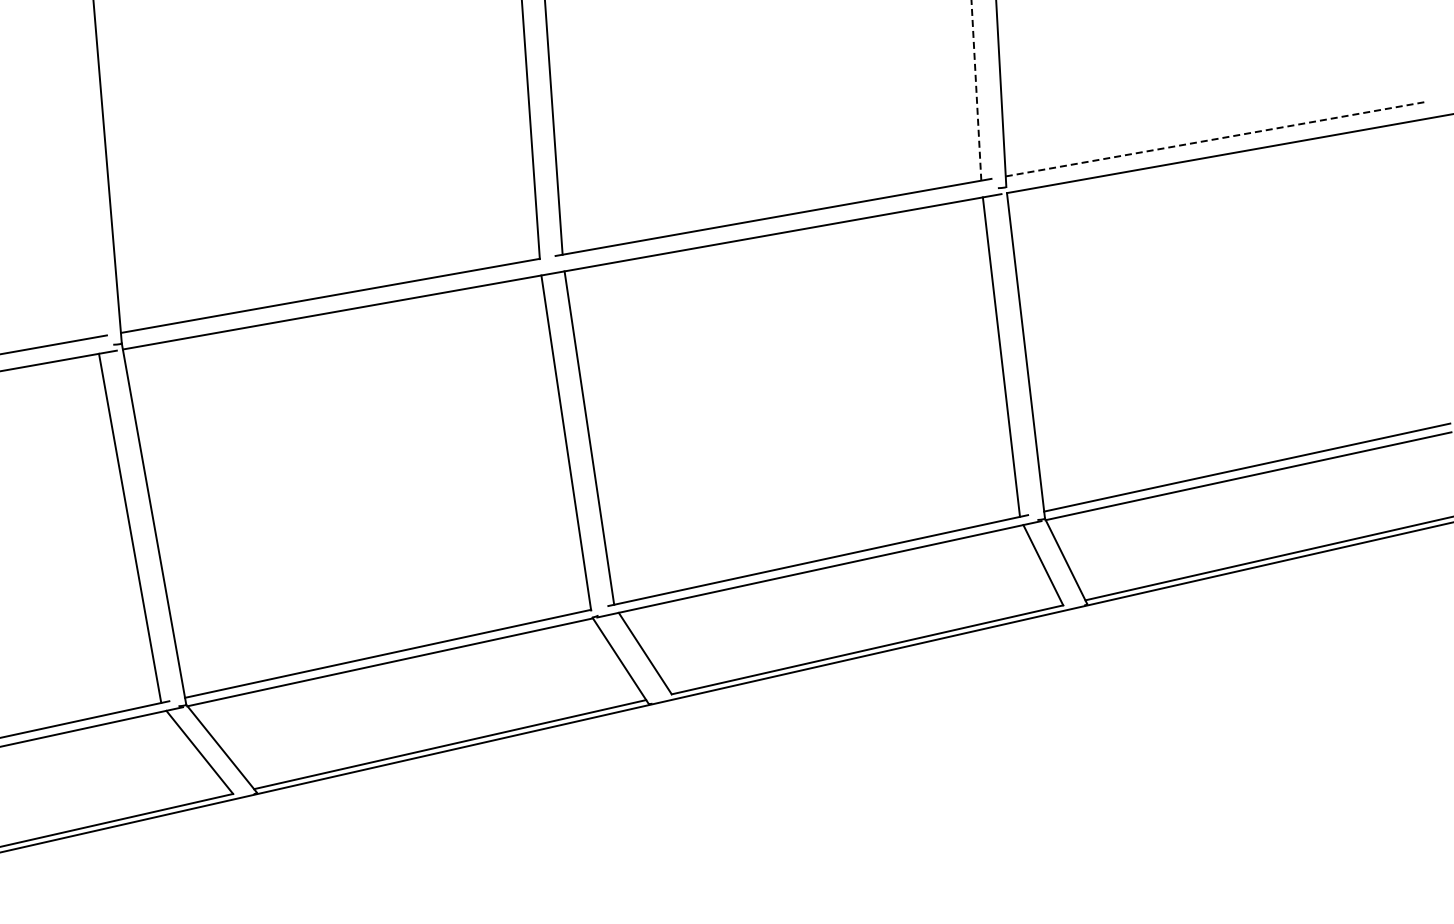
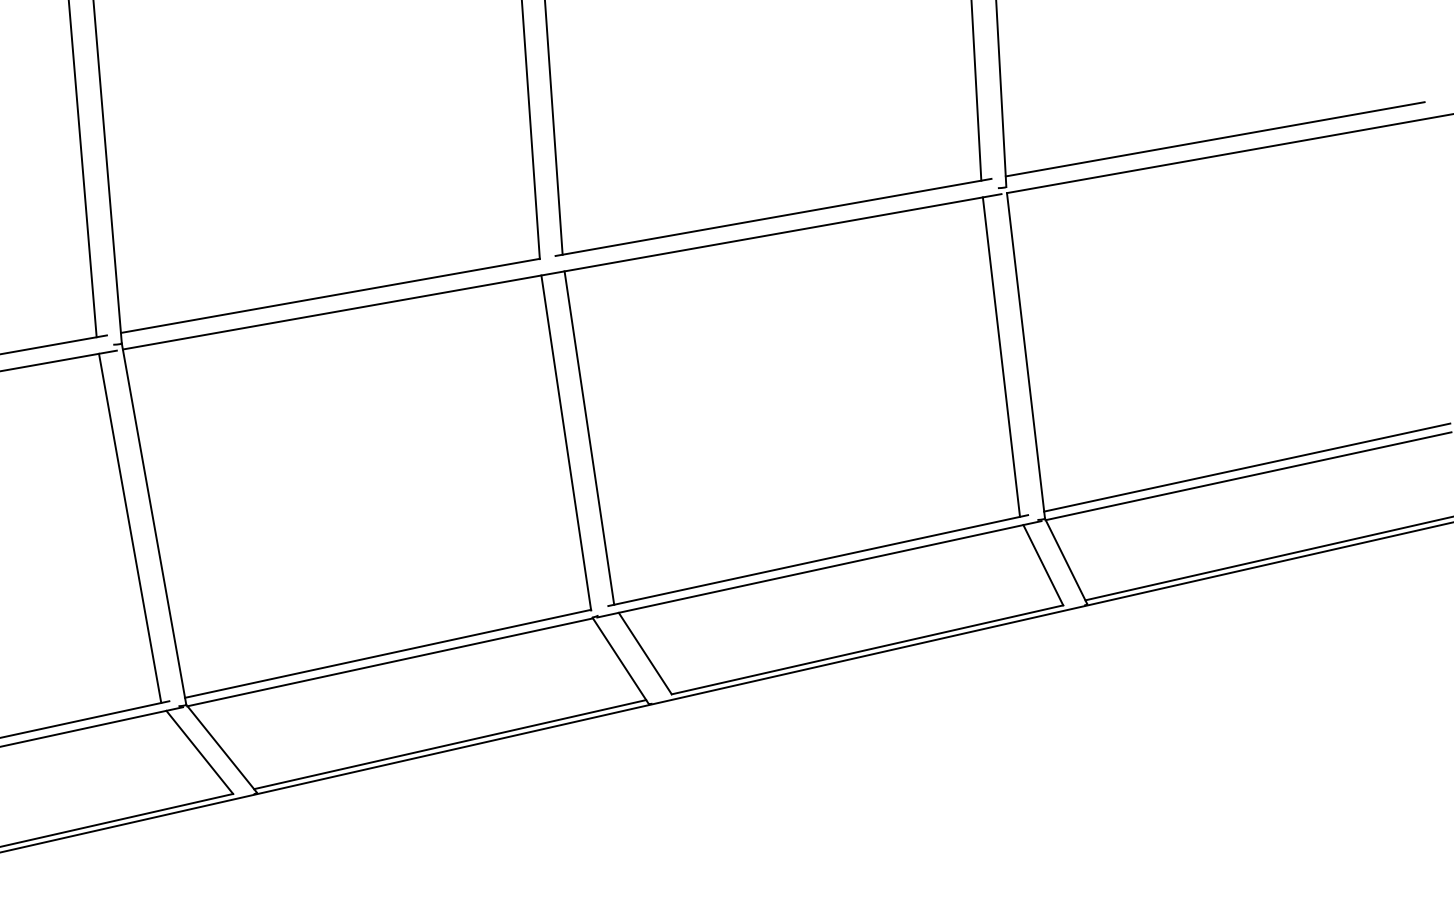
line: dashed -> solid (976, 89)
line: dashed -> solid (1215, 139)
line: none -> present (82, 169)
